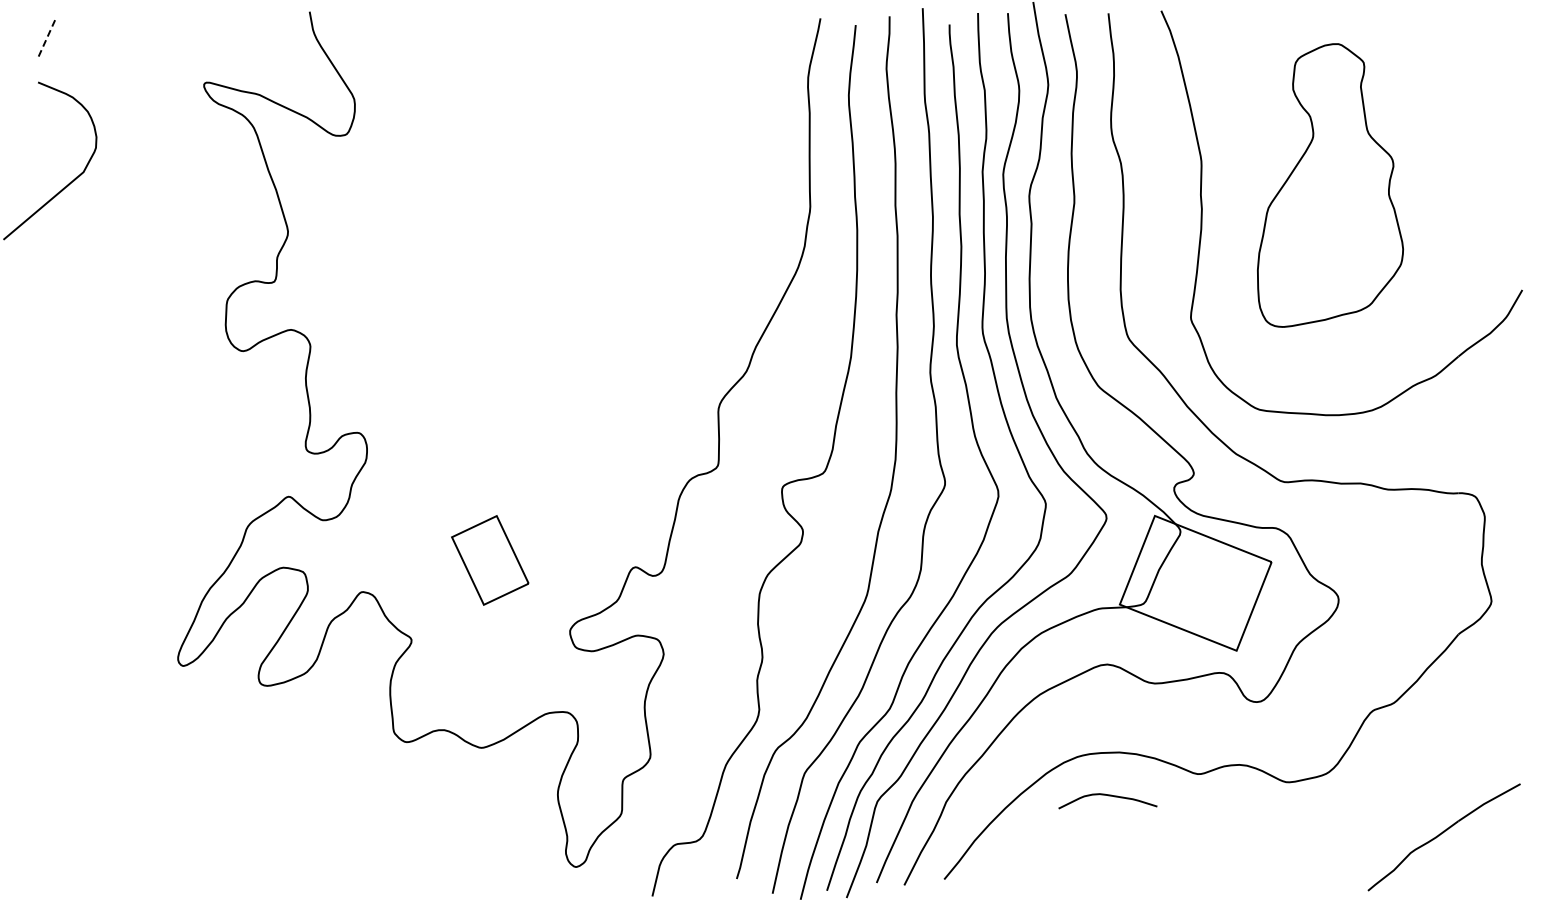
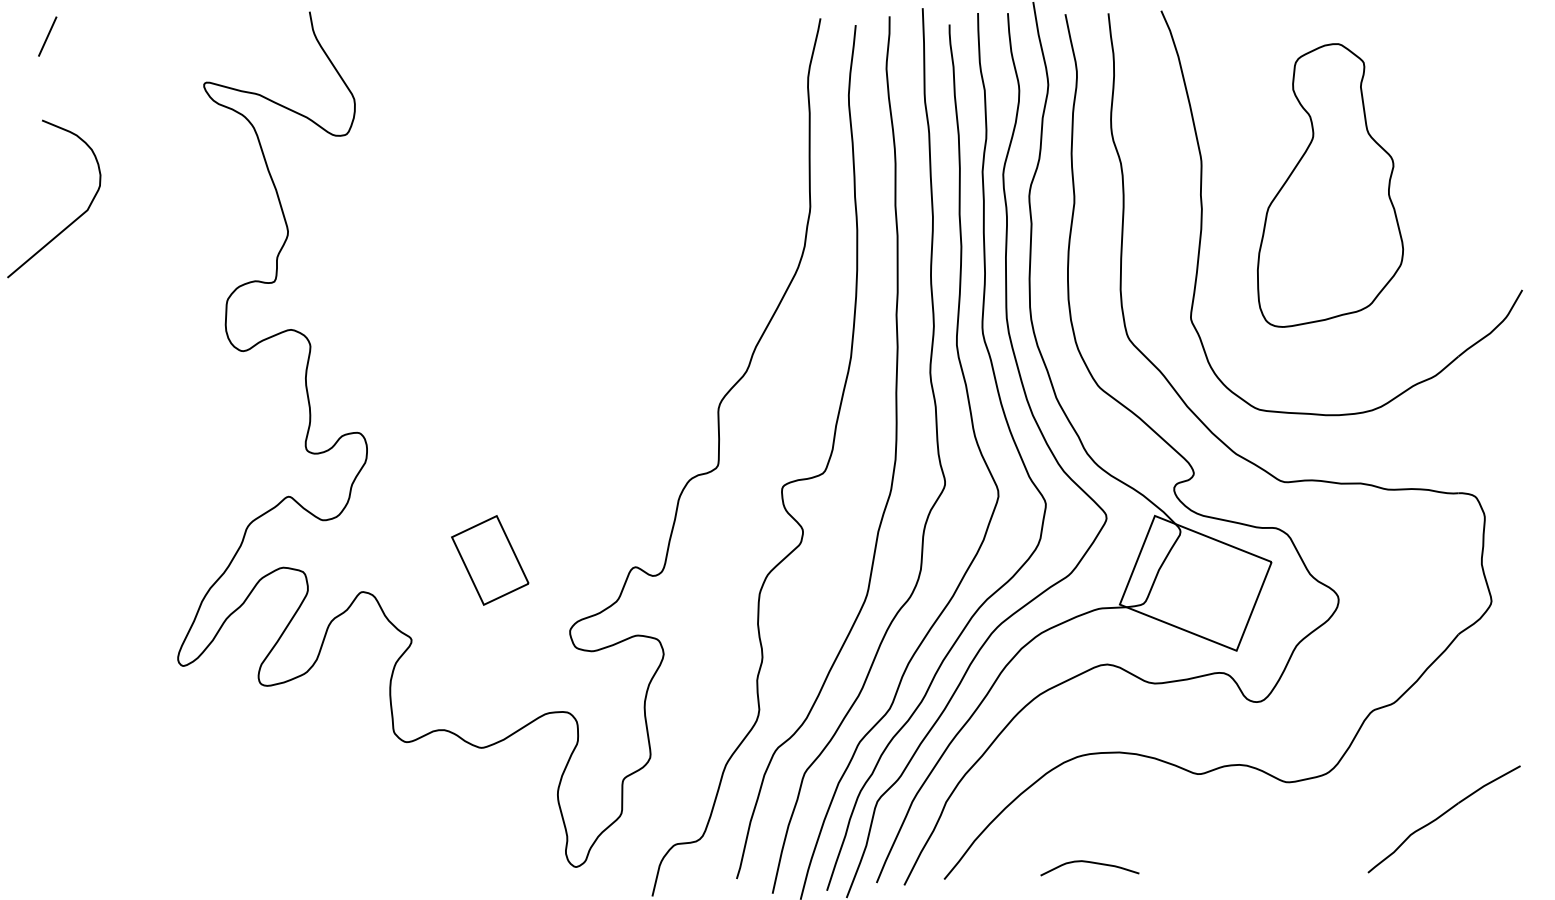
line: dashed -> solid (47, 36)
curve position: (69, 182) -> (73, 220) (73, 220)
curve position: (1108, 796) -> (1090, 863) (1090, 863)
part position: (1443, 837) -> (1443, 819) (1443, 819)
